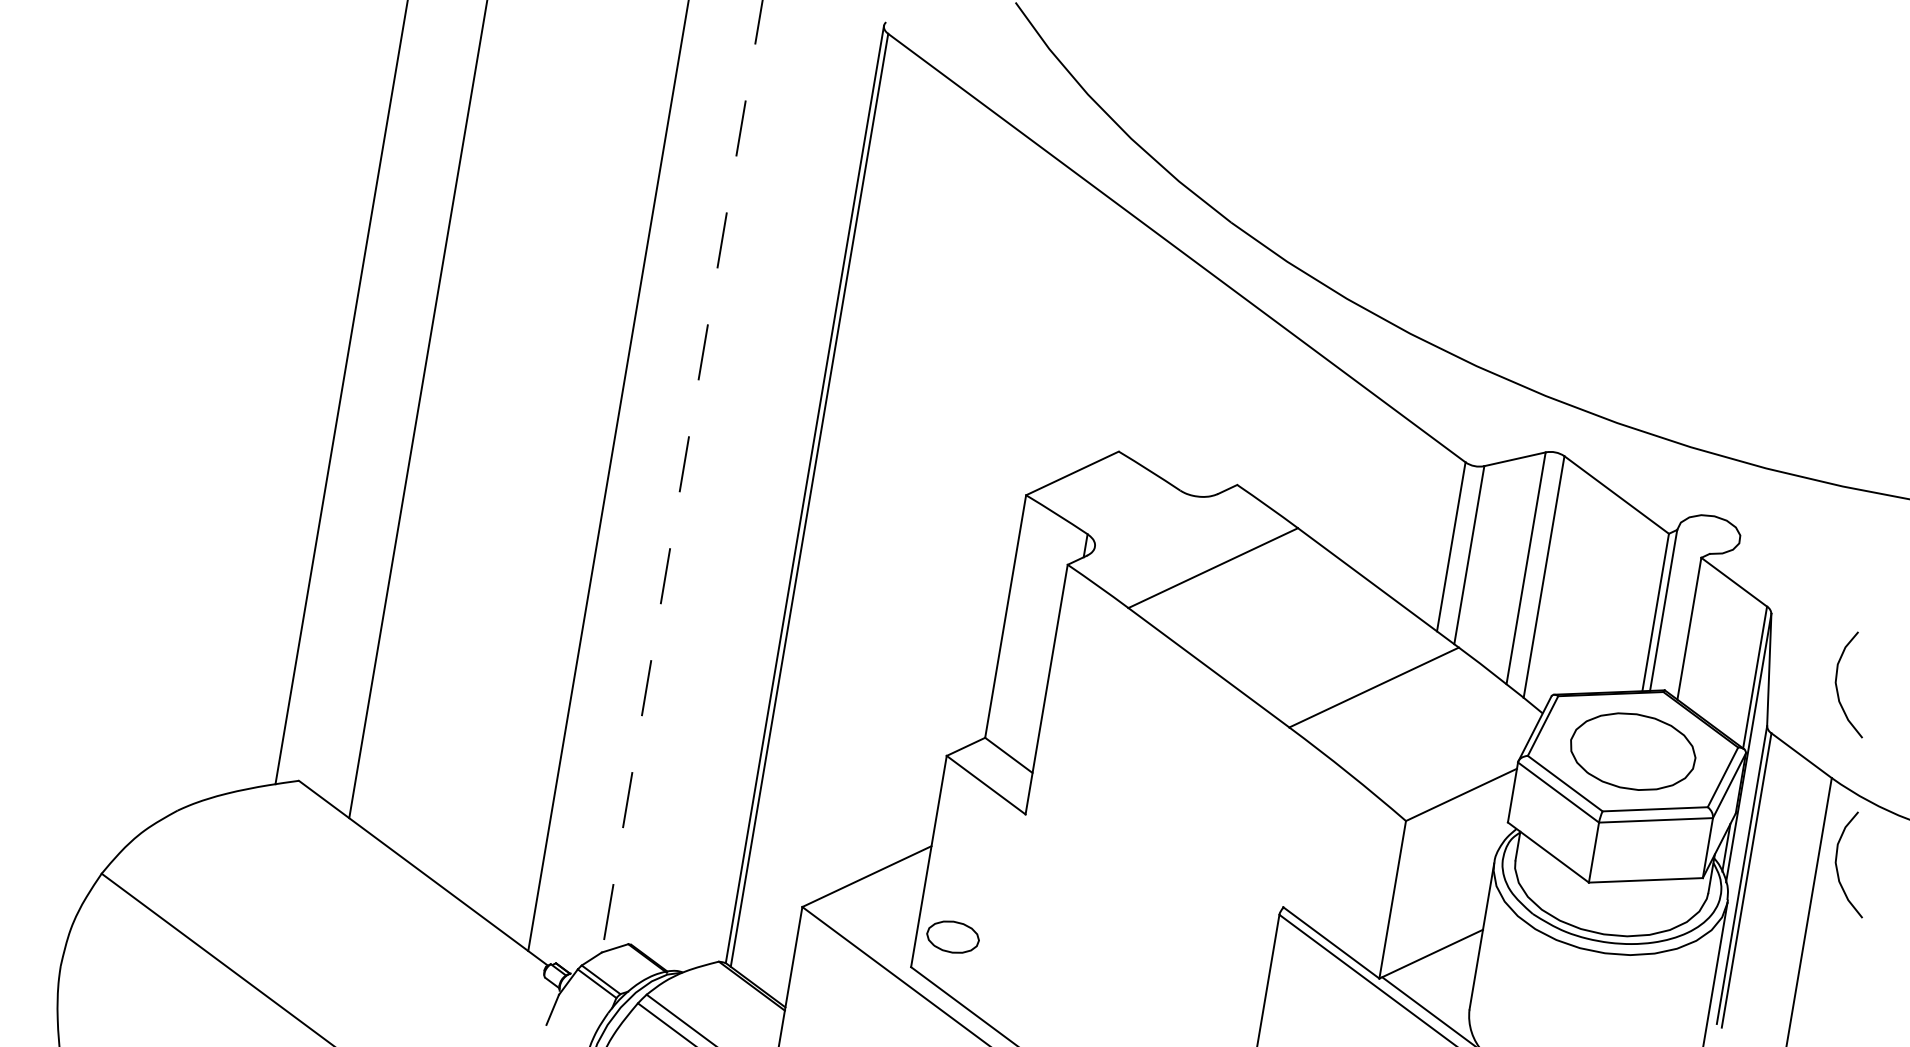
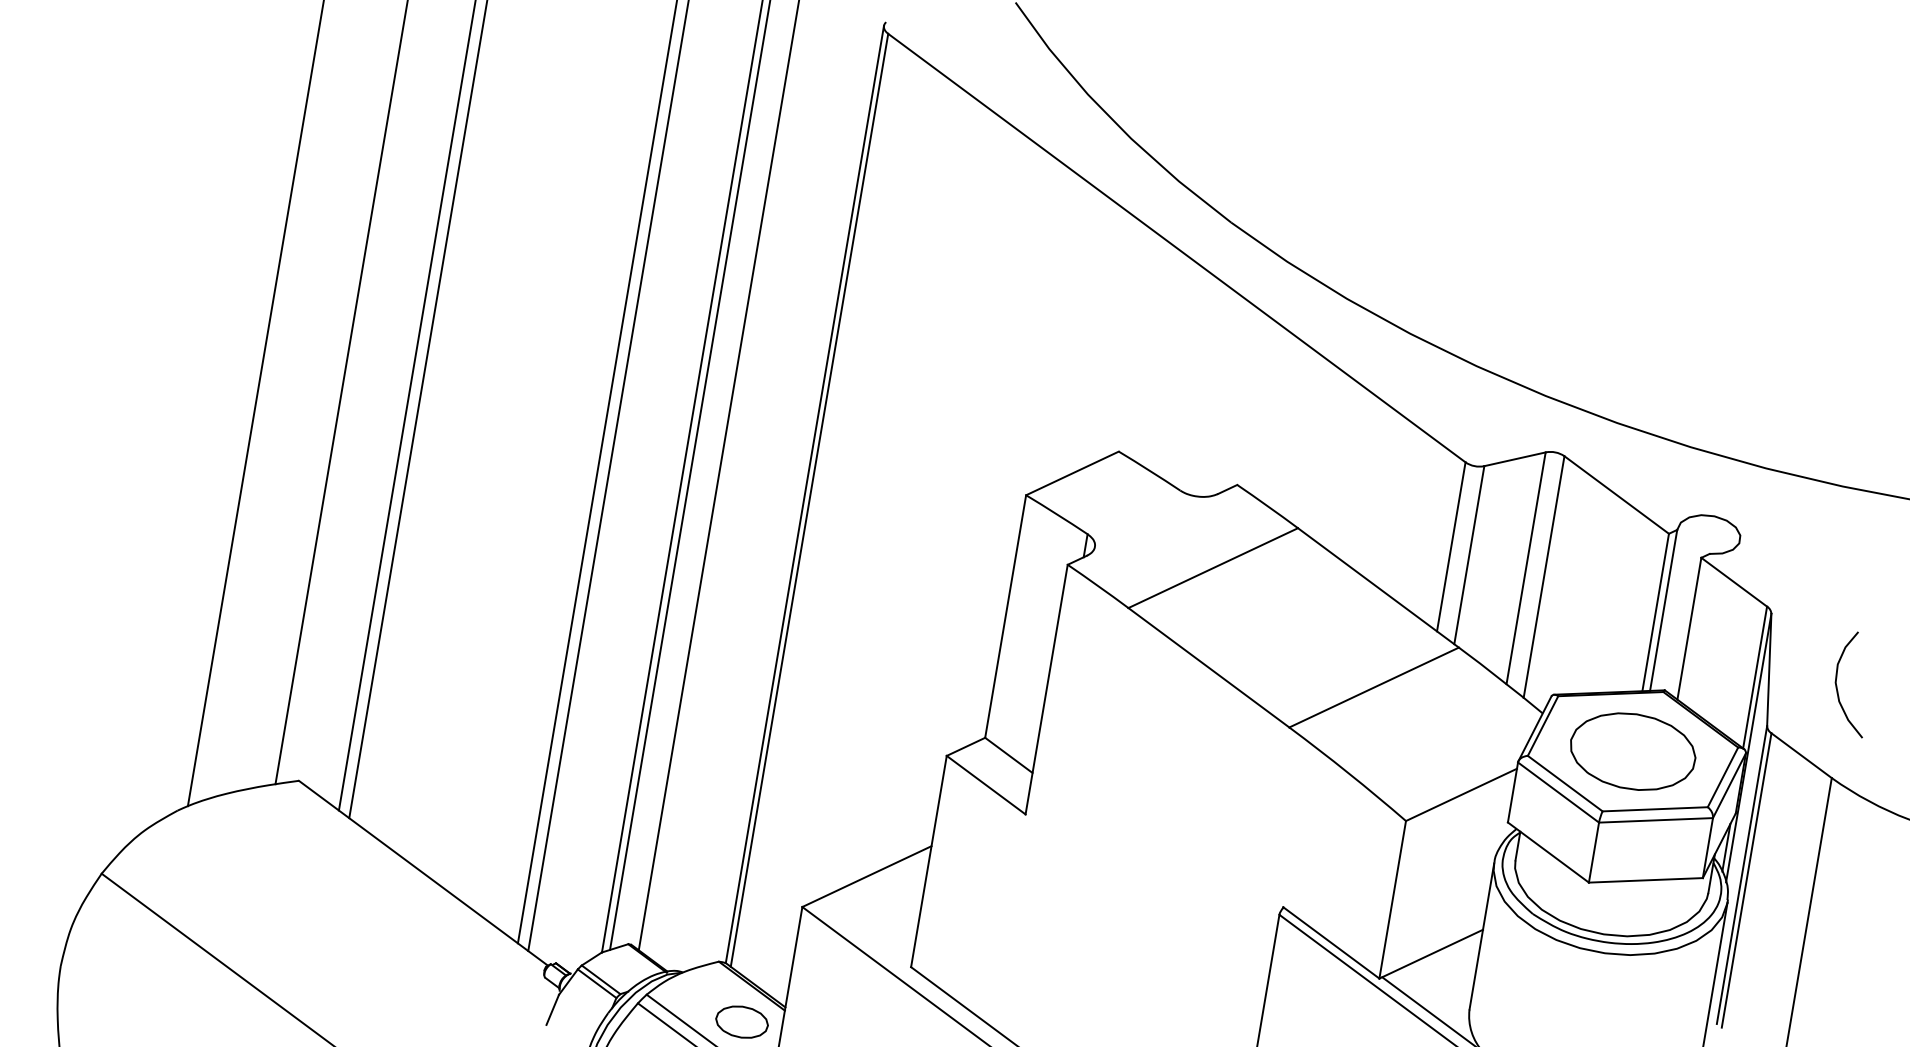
line: none -> present (255, 404)
line: none -> present (406, 406)
line: none -> present (596, 472)
line: none -> present (689, 475)
line: dashed -> solid (682, 476)
line: none -> present (718, 476)
curve: present -> none (1837, 865)
part position: (952, 936) -> (741, 1021) (741, 1021)
